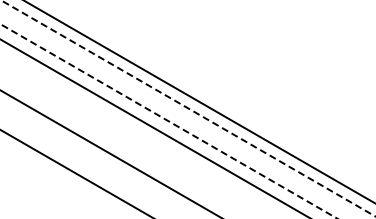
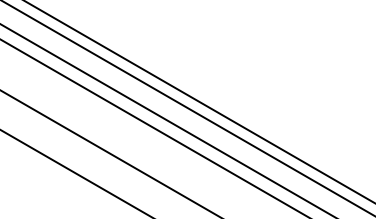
line: dashed -> solid (188, 108)
line: dashed -> solid (168, 121)
